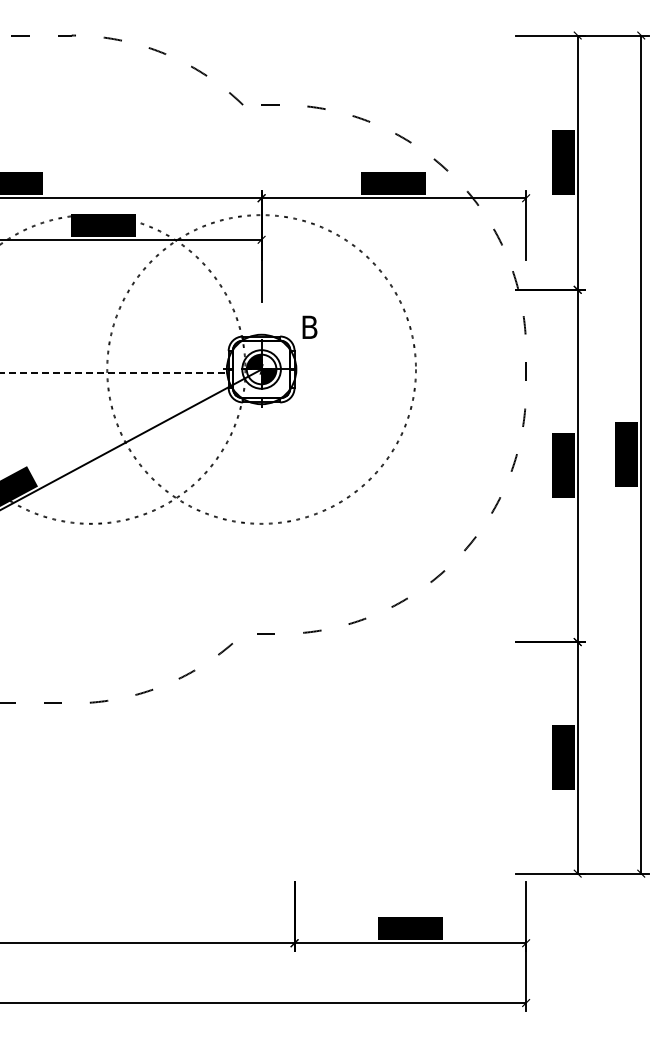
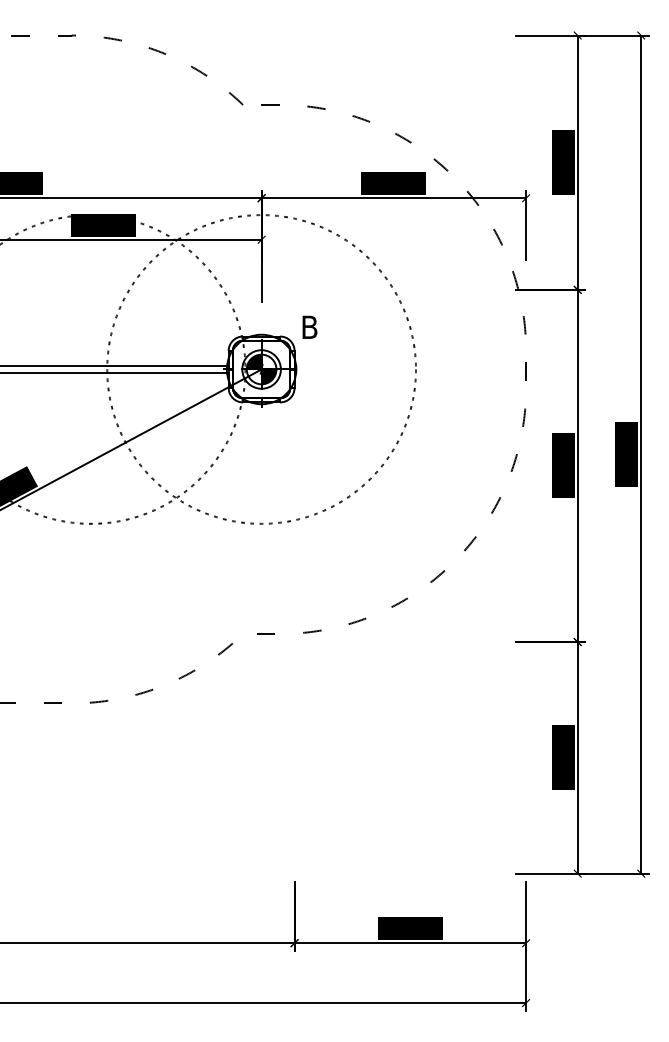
line: none -> present (115, 366)
line: dashed -> solid (115, 372)
